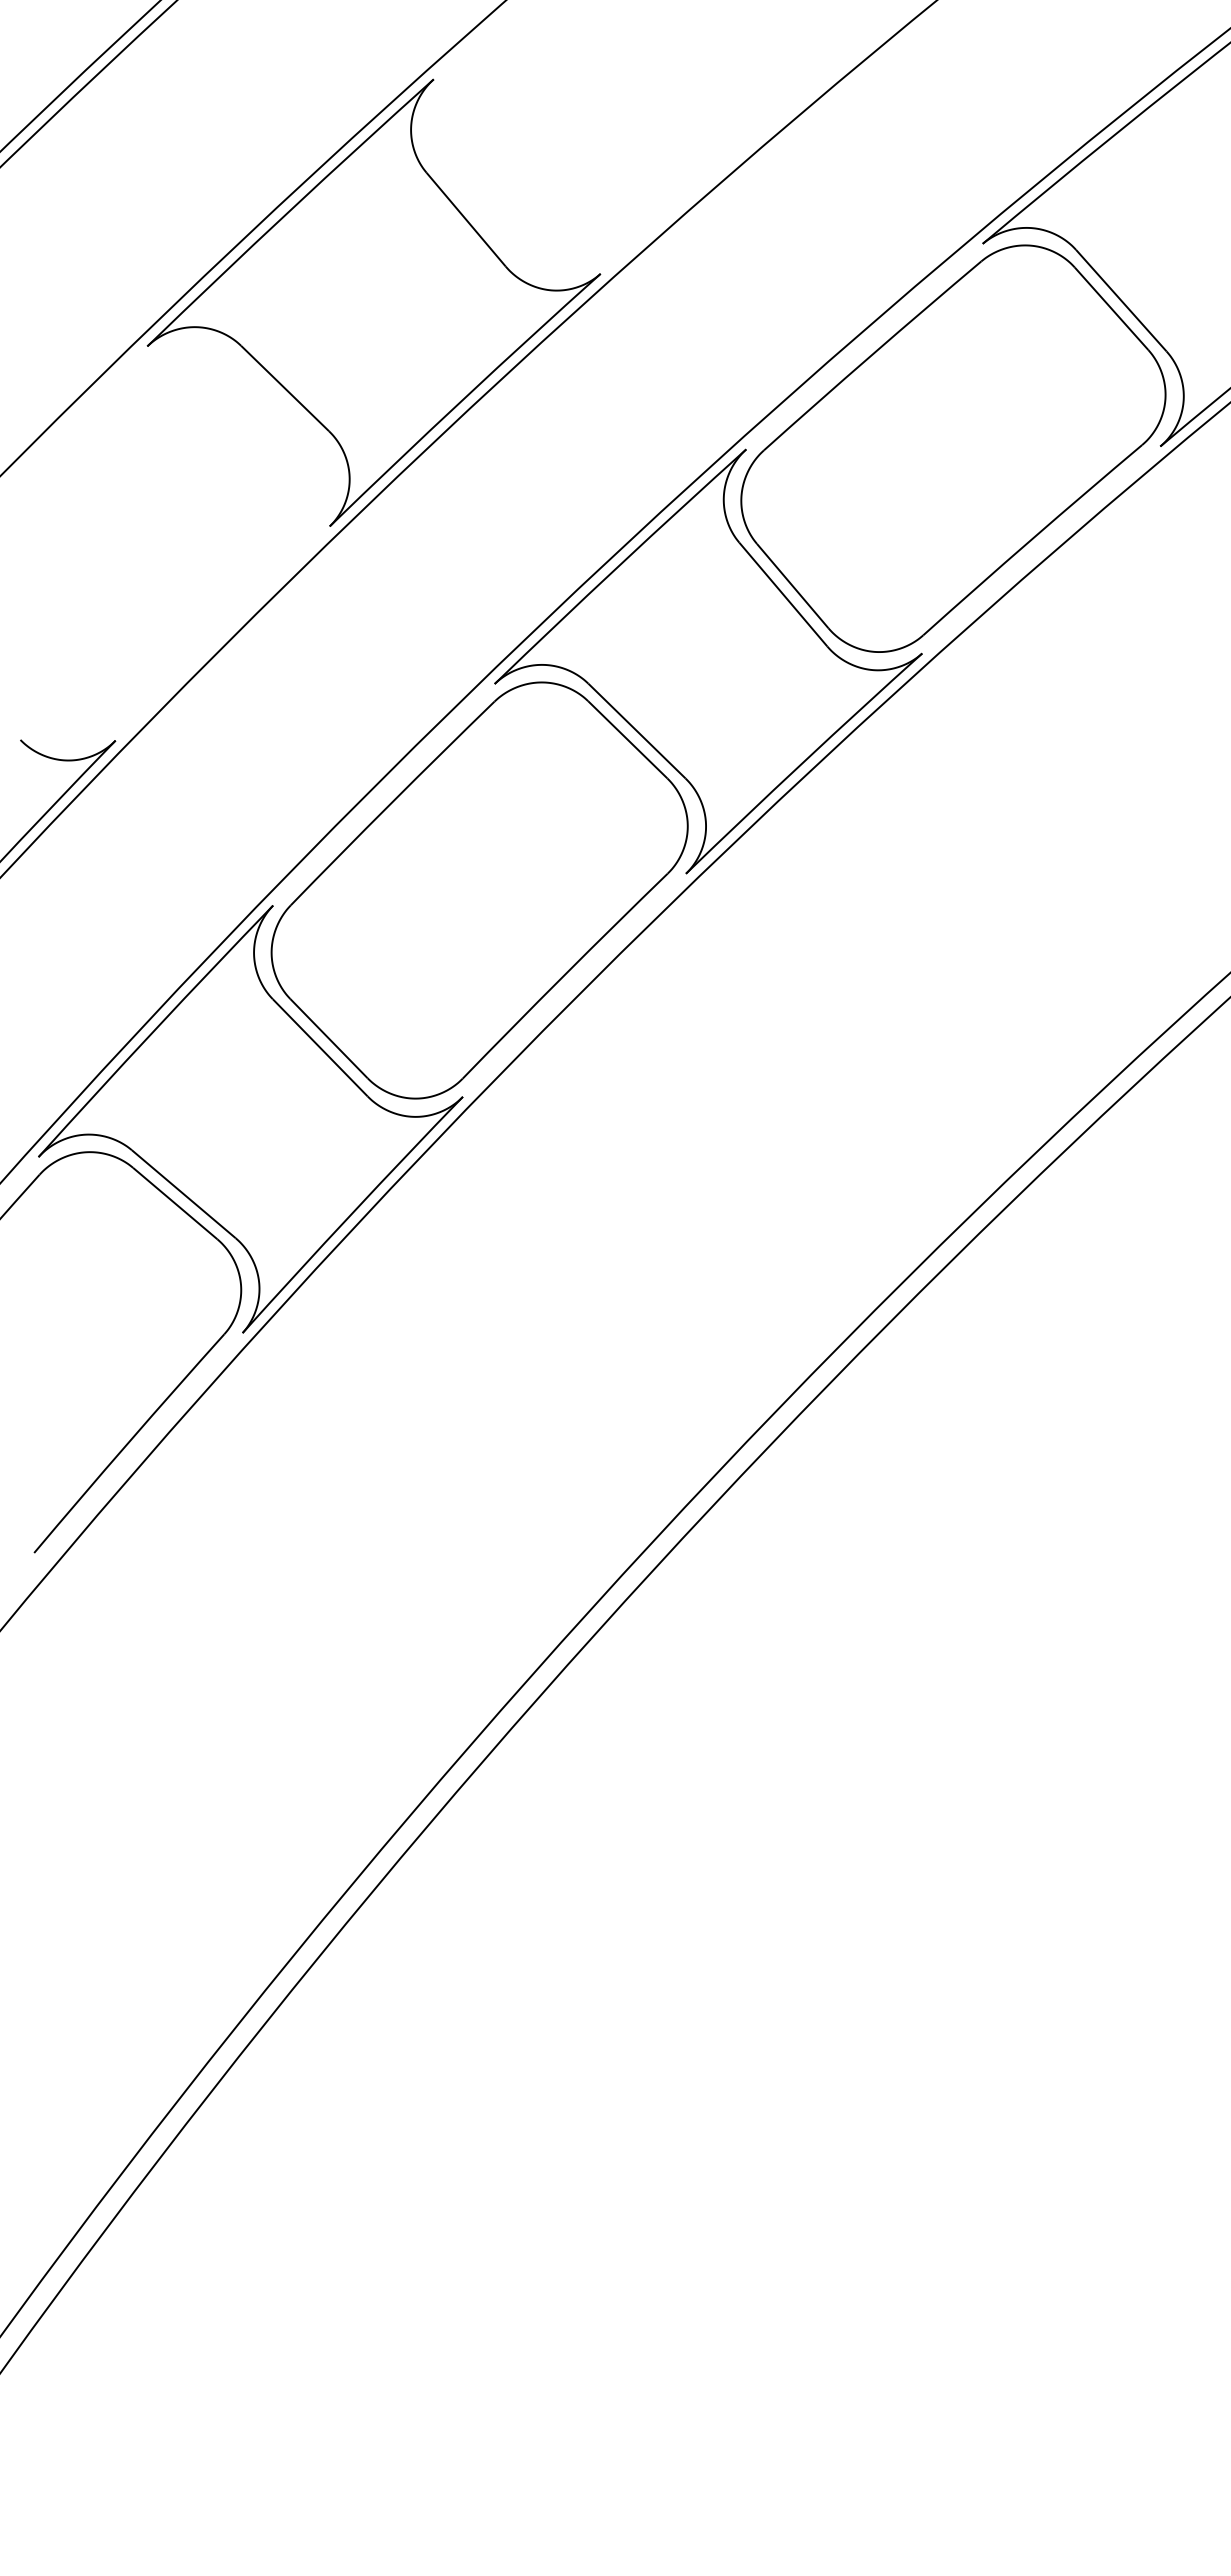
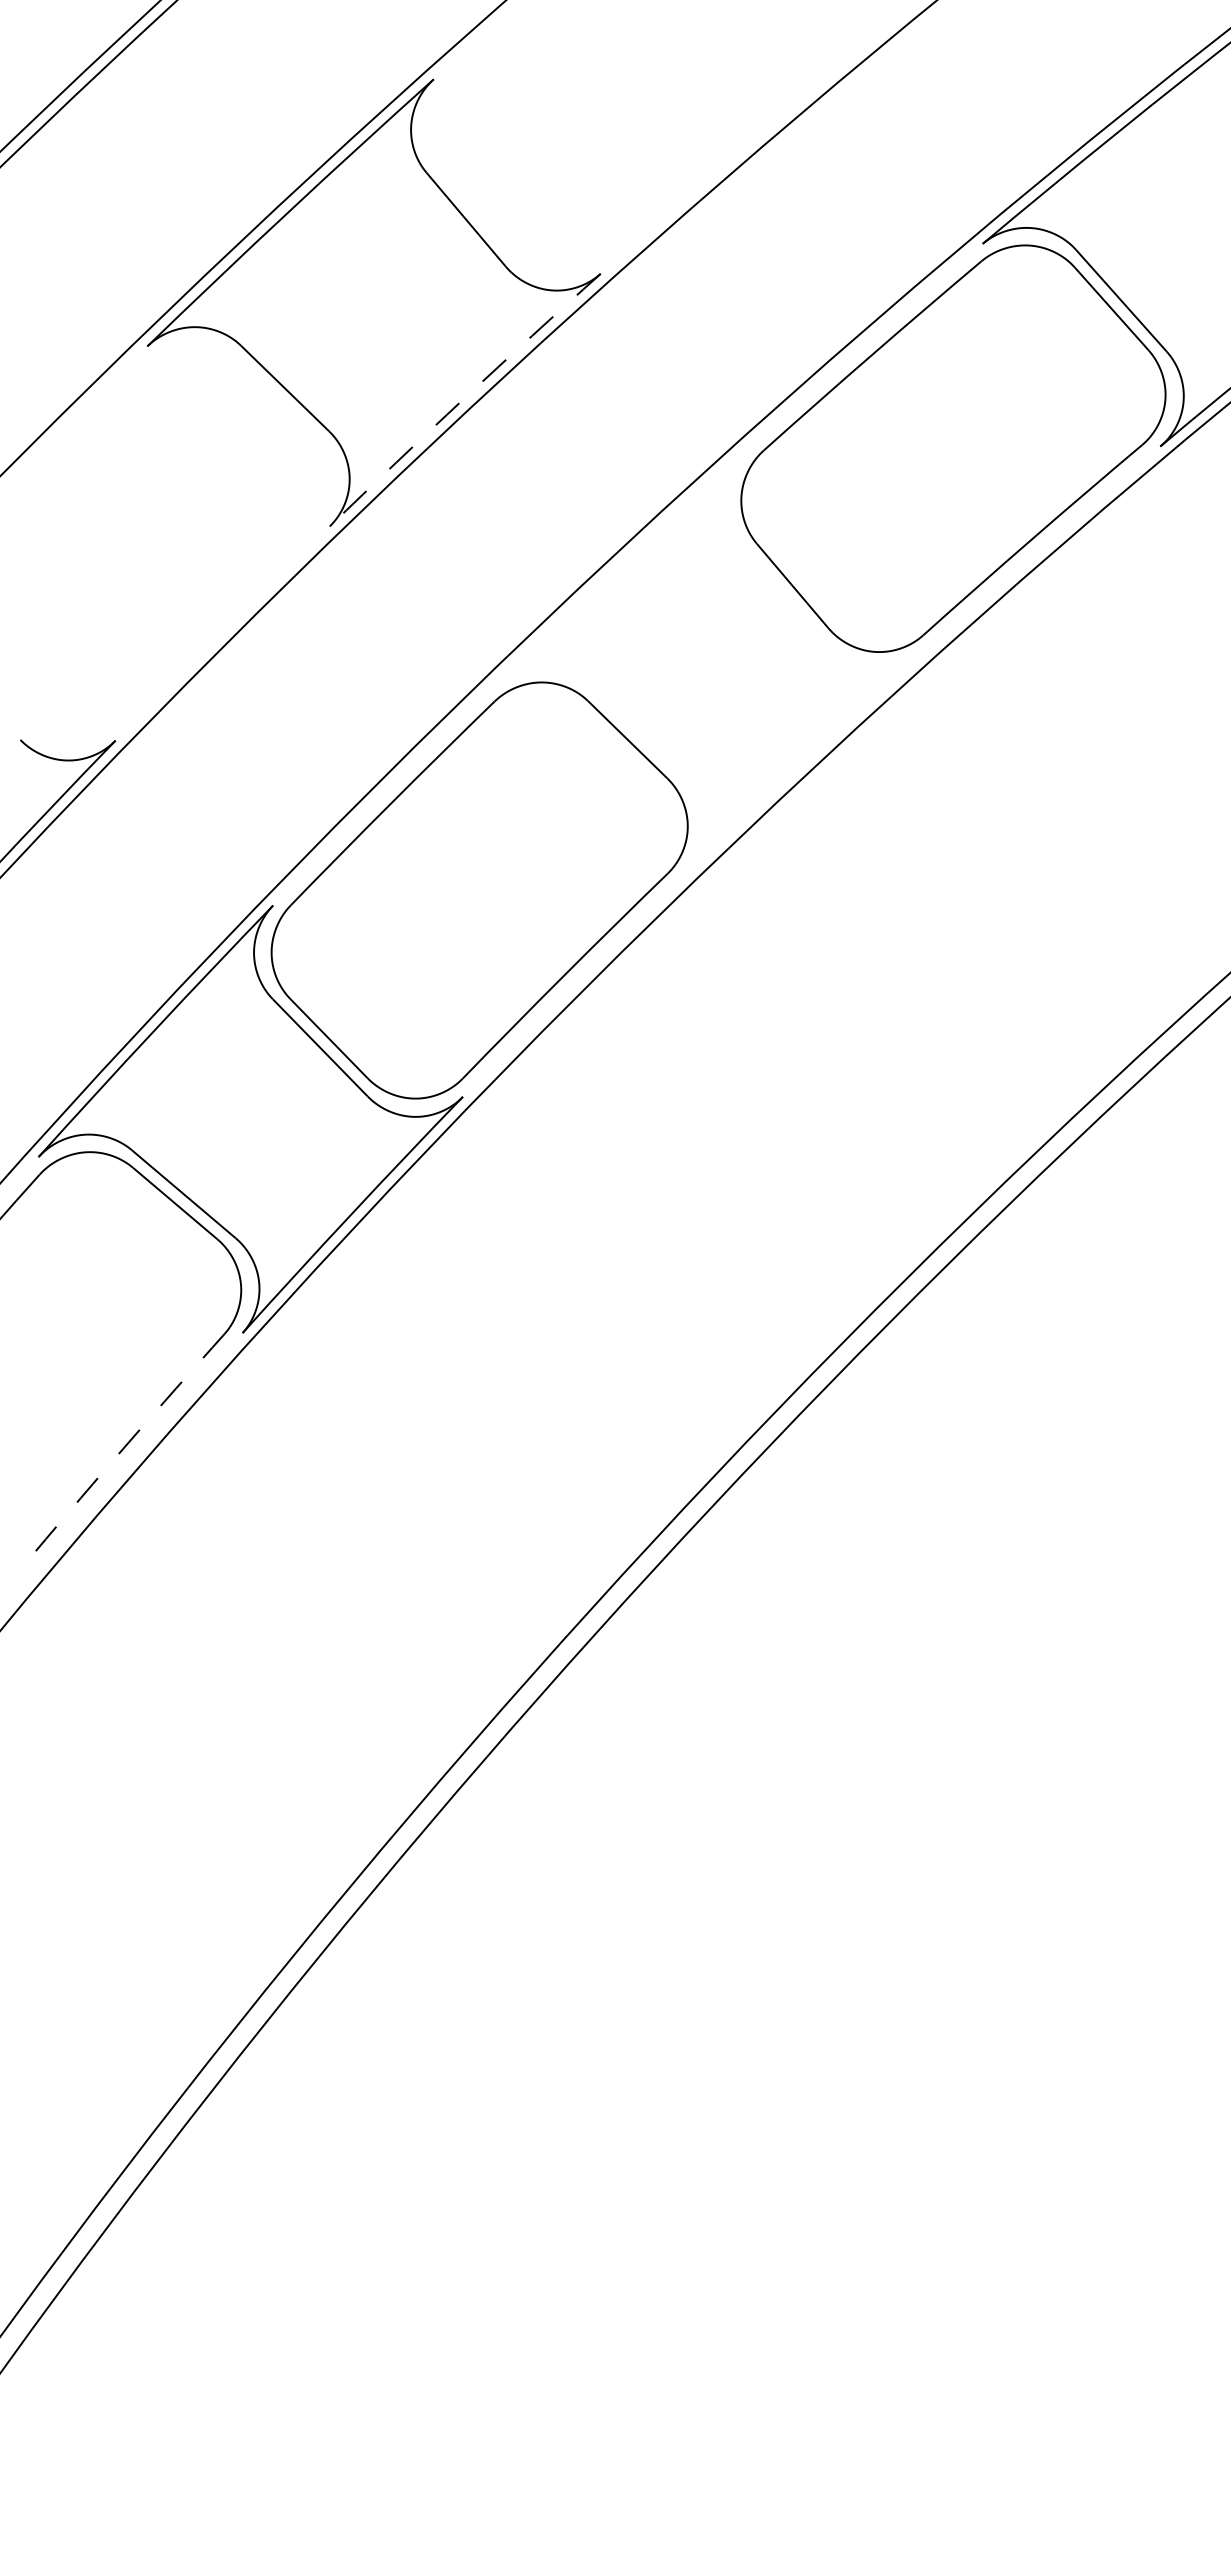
arc: solid -> dashed (464, 398)
part: present -> none (708, 661)
arc: solid -> dashed (128, 1442)
